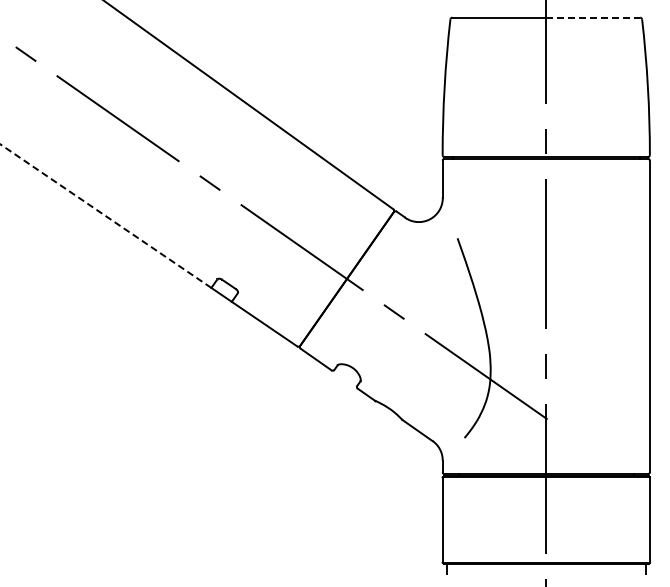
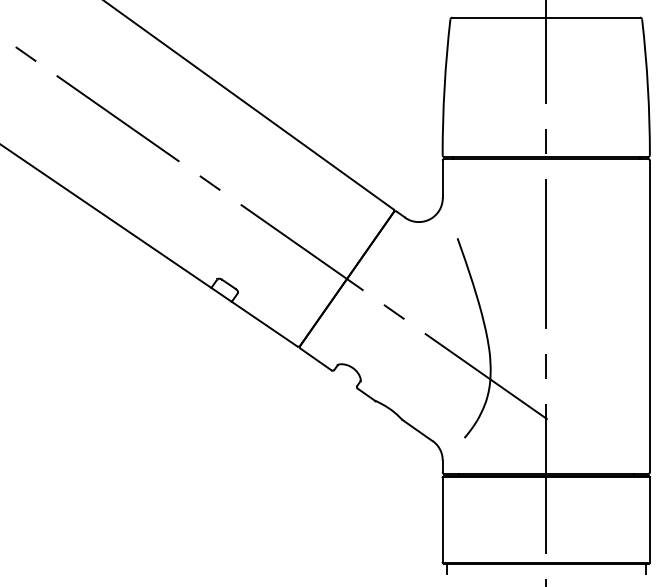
line: dashed -> solid (593, 17)
line: dashed -> solid (105, 215)
